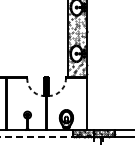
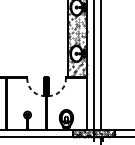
line: none -> present (94, 66)
line: none -> present (101, 66)
line: dashed -> solid (37, 137)
